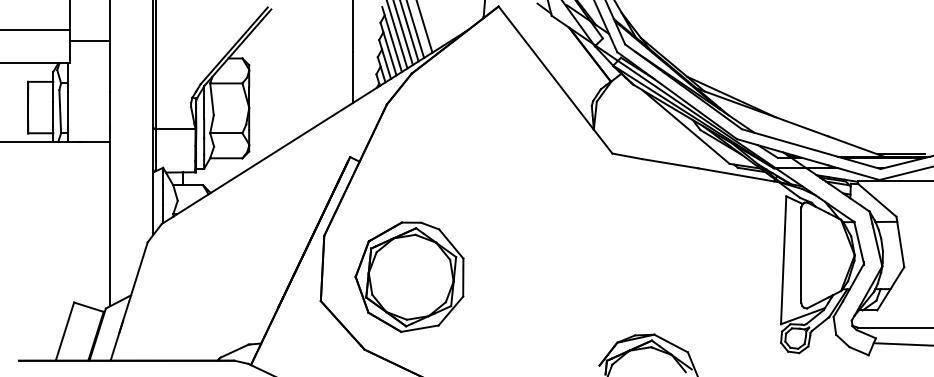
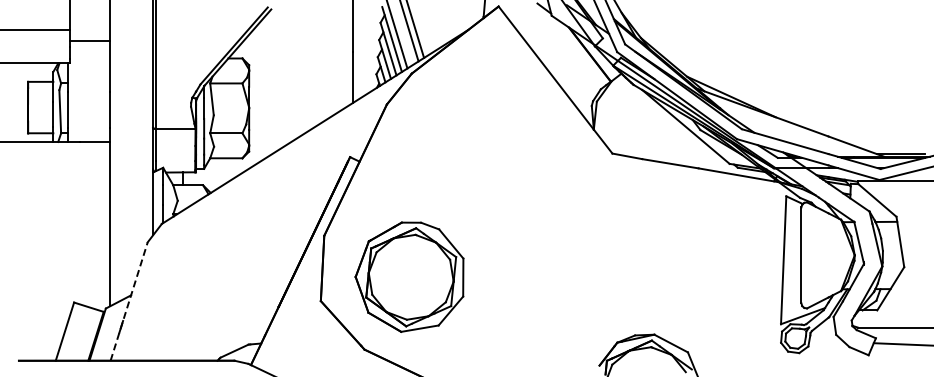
line: present -> none (424, 27)
line: present -> none (403, 33)
line: solid -> dashed (129, 301)
